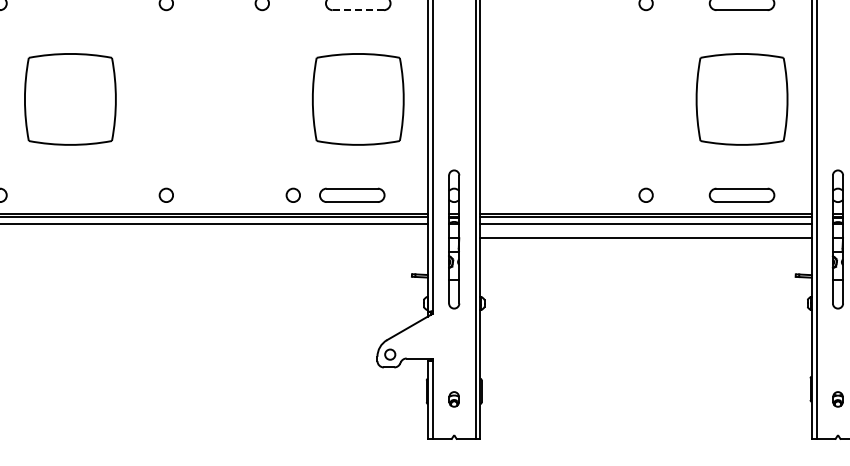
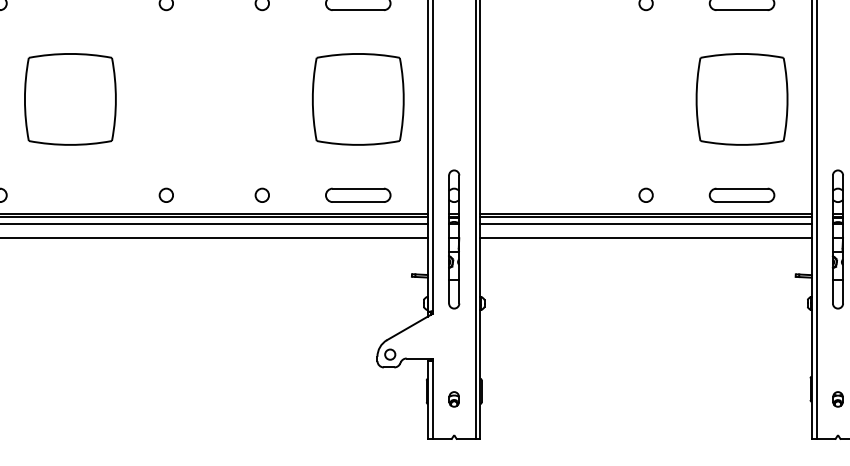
line: dashed -> solid (358, 10)
circle position: (292, 194) -> (261, 194) (261, 194)
part position: (352, 194) -> (358, 194) (358, 194)
line: none -> present (215, 238)
